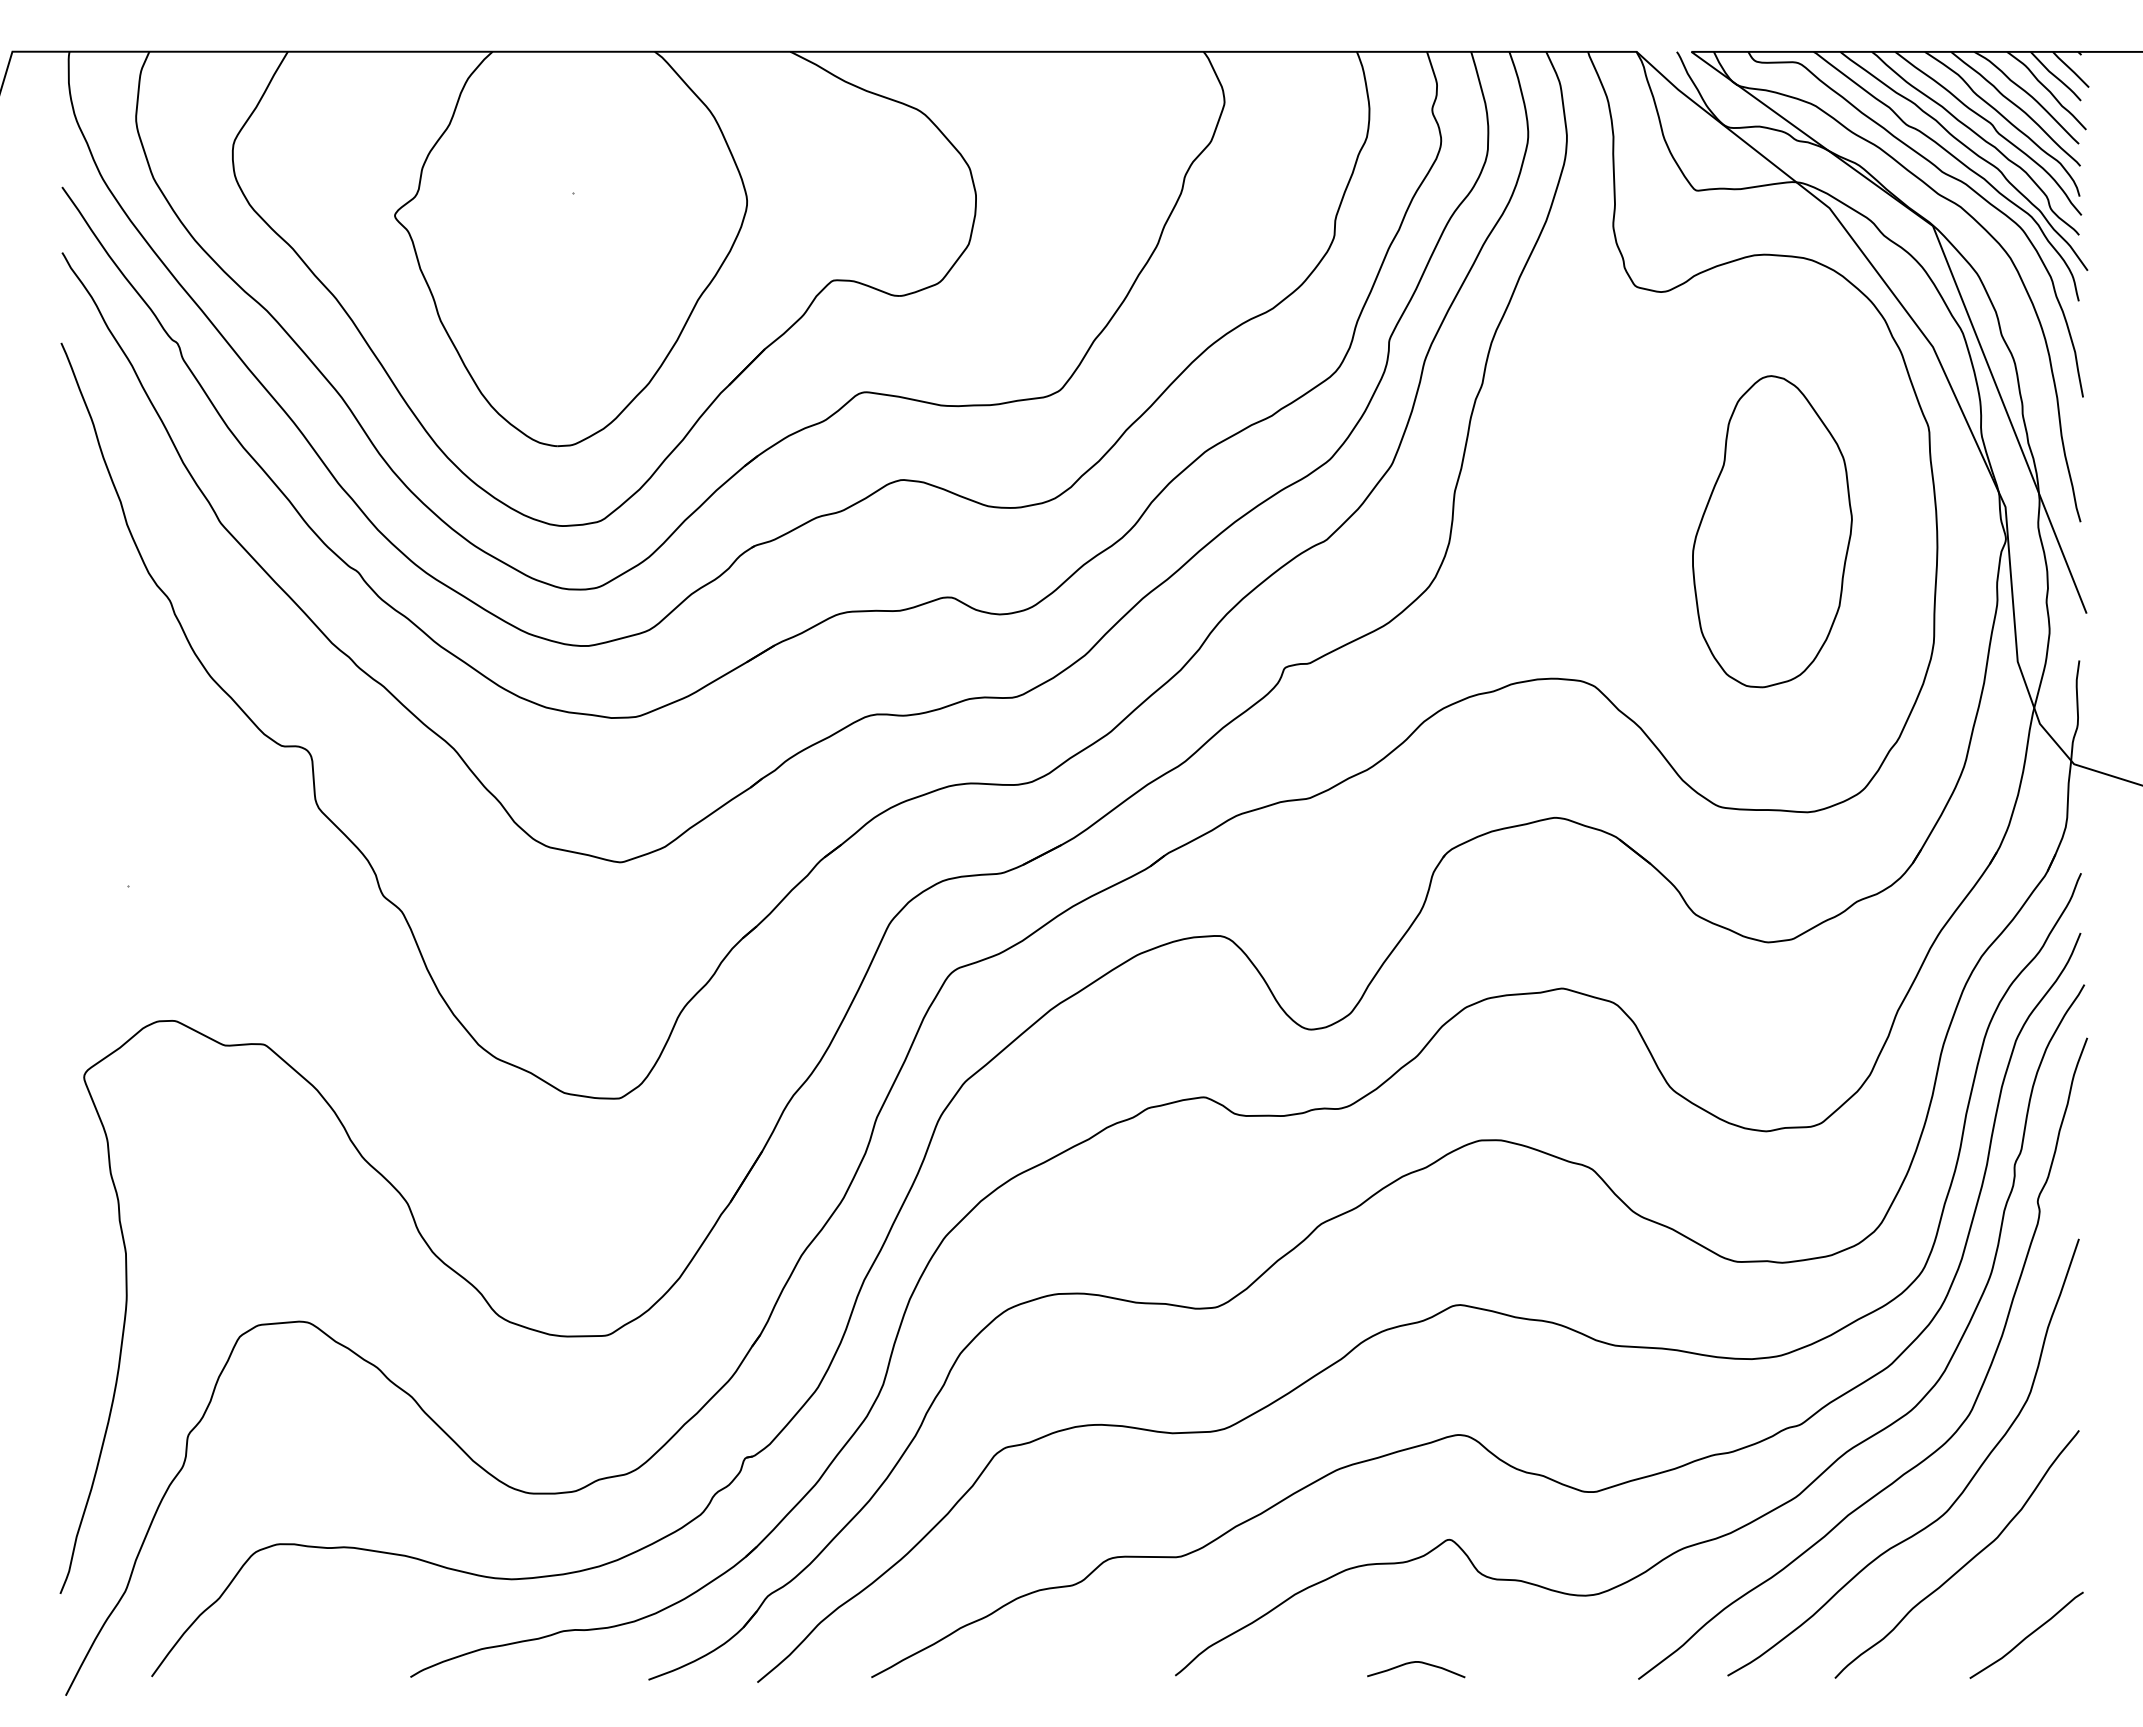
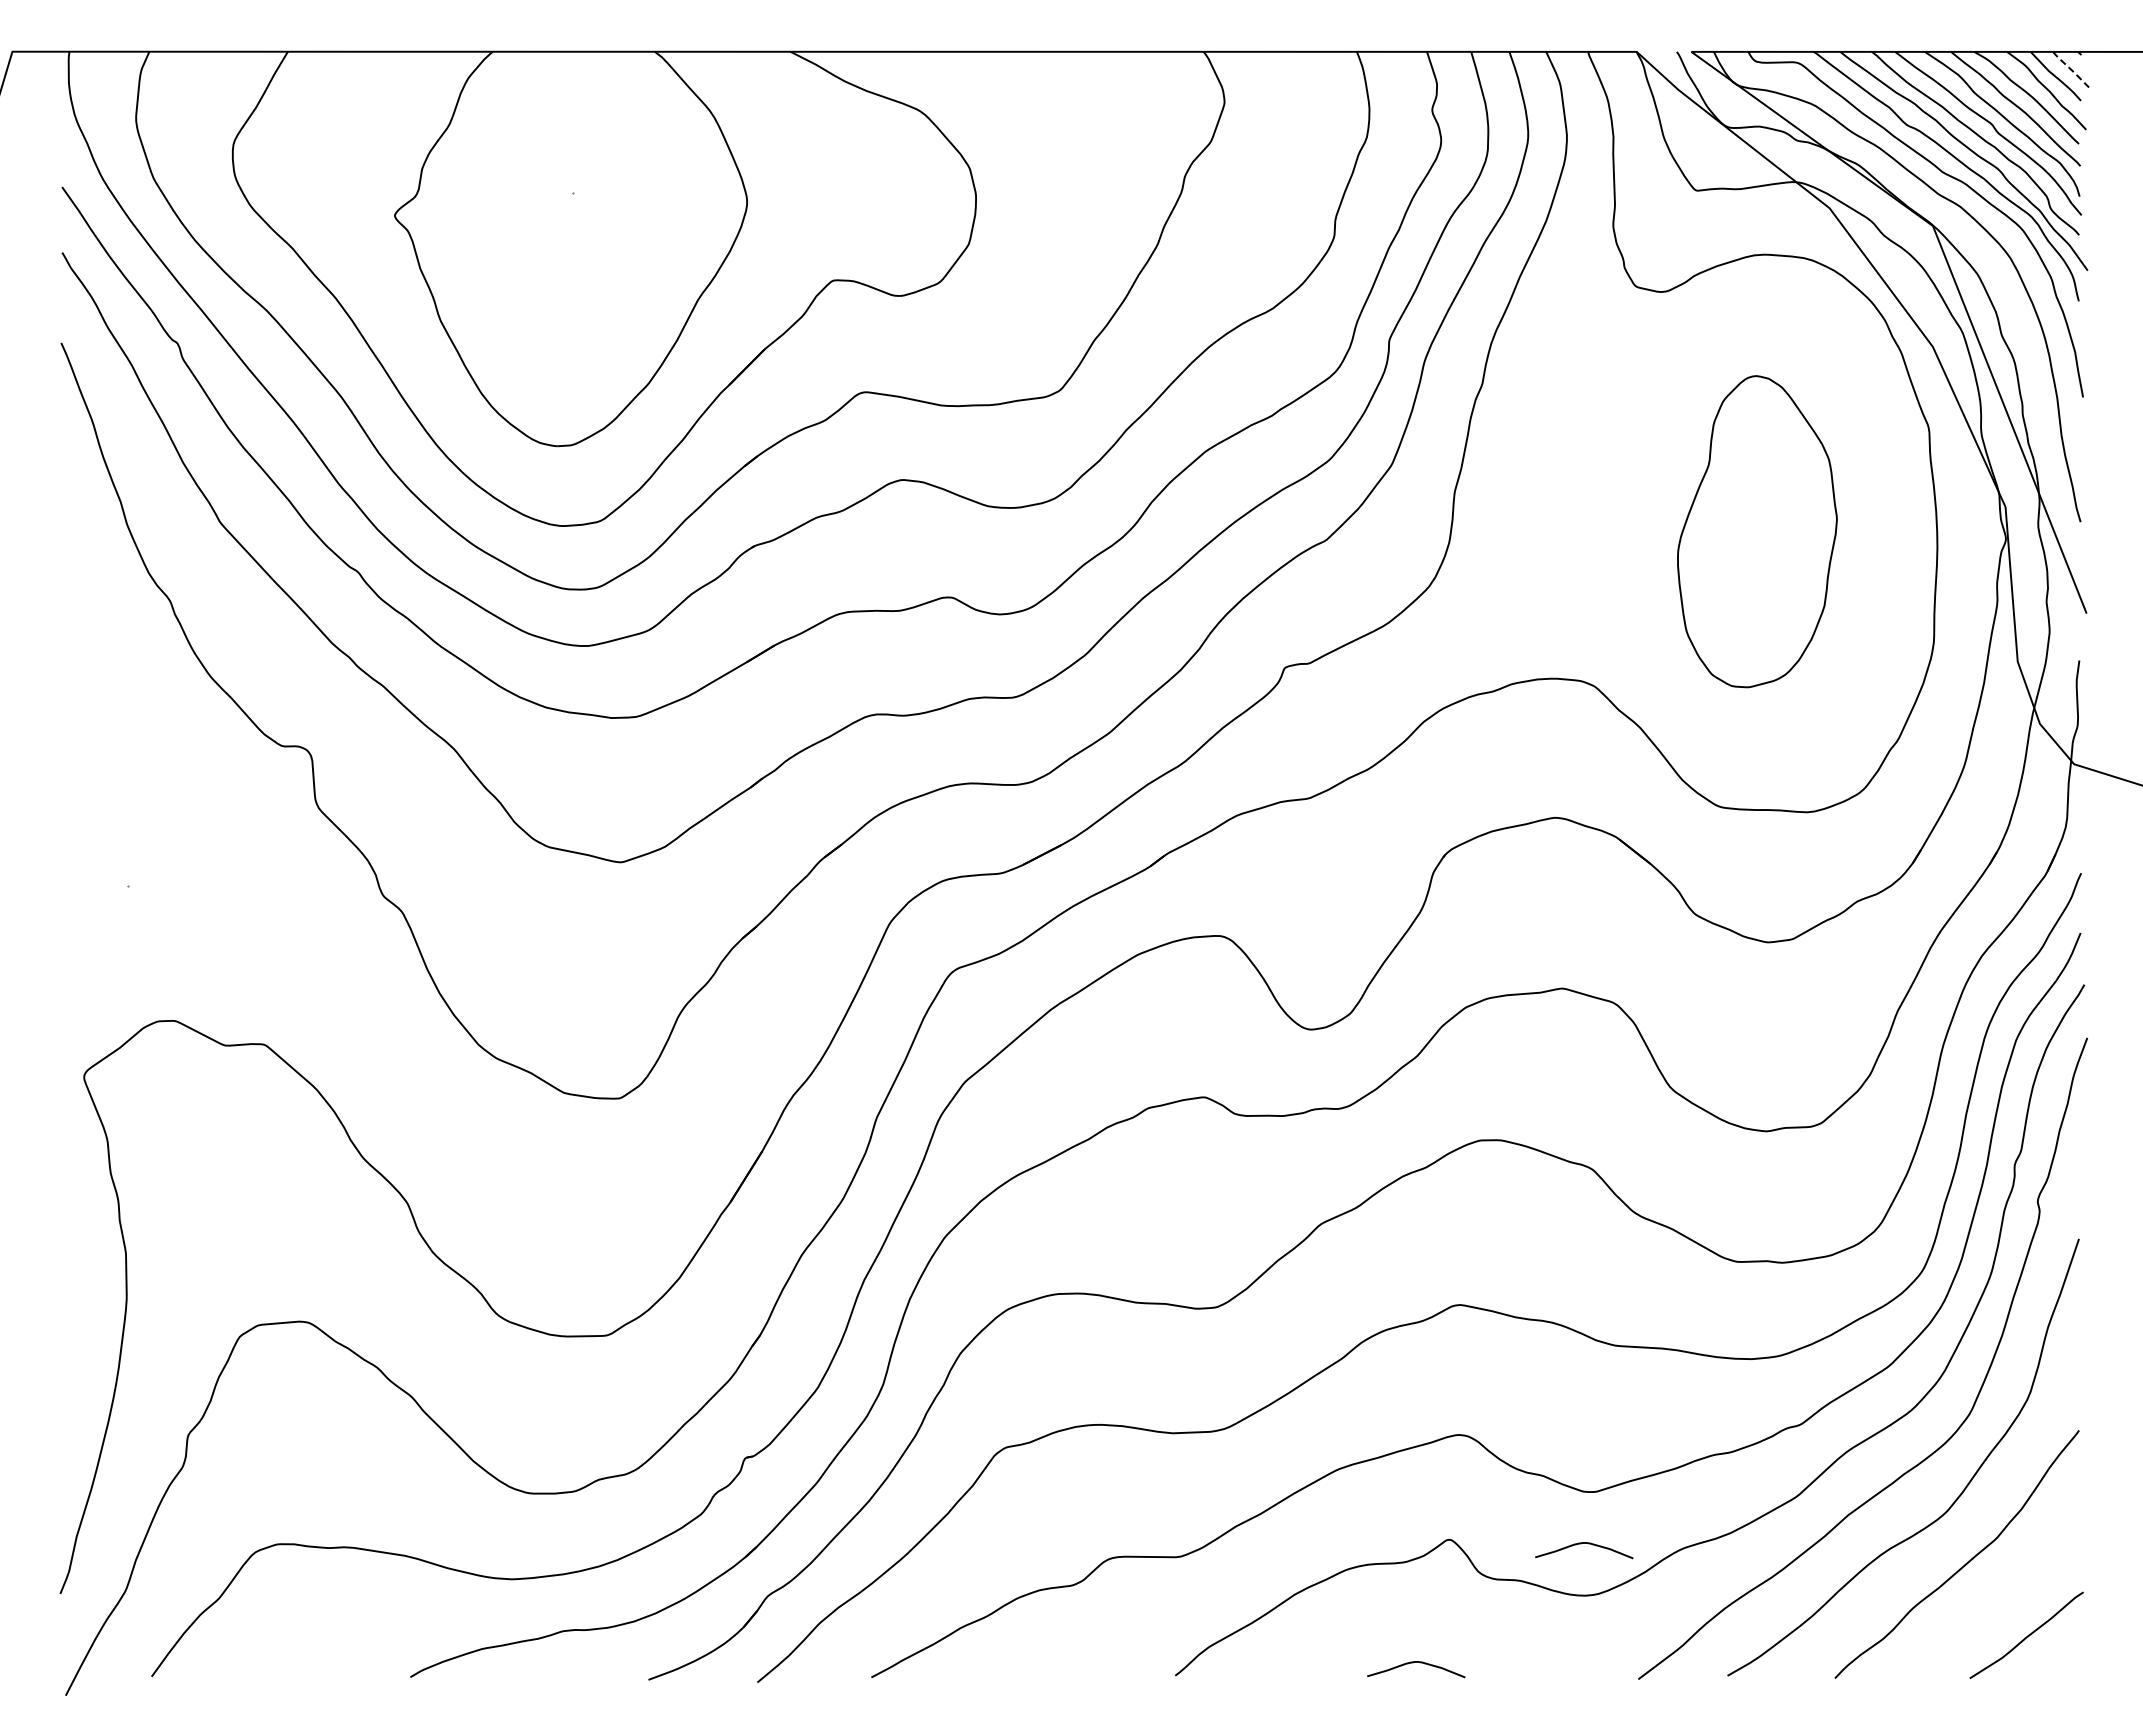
line: solid -> dashed (2070, 69)
part position: (1772, 531) -> (1757, 531) (1757, 531)
curve: none -> present (1581, 1544)
